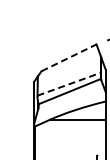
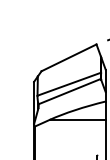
line: dashed -> solid (69, 57)
line: dashed -> solid (69, 84)
